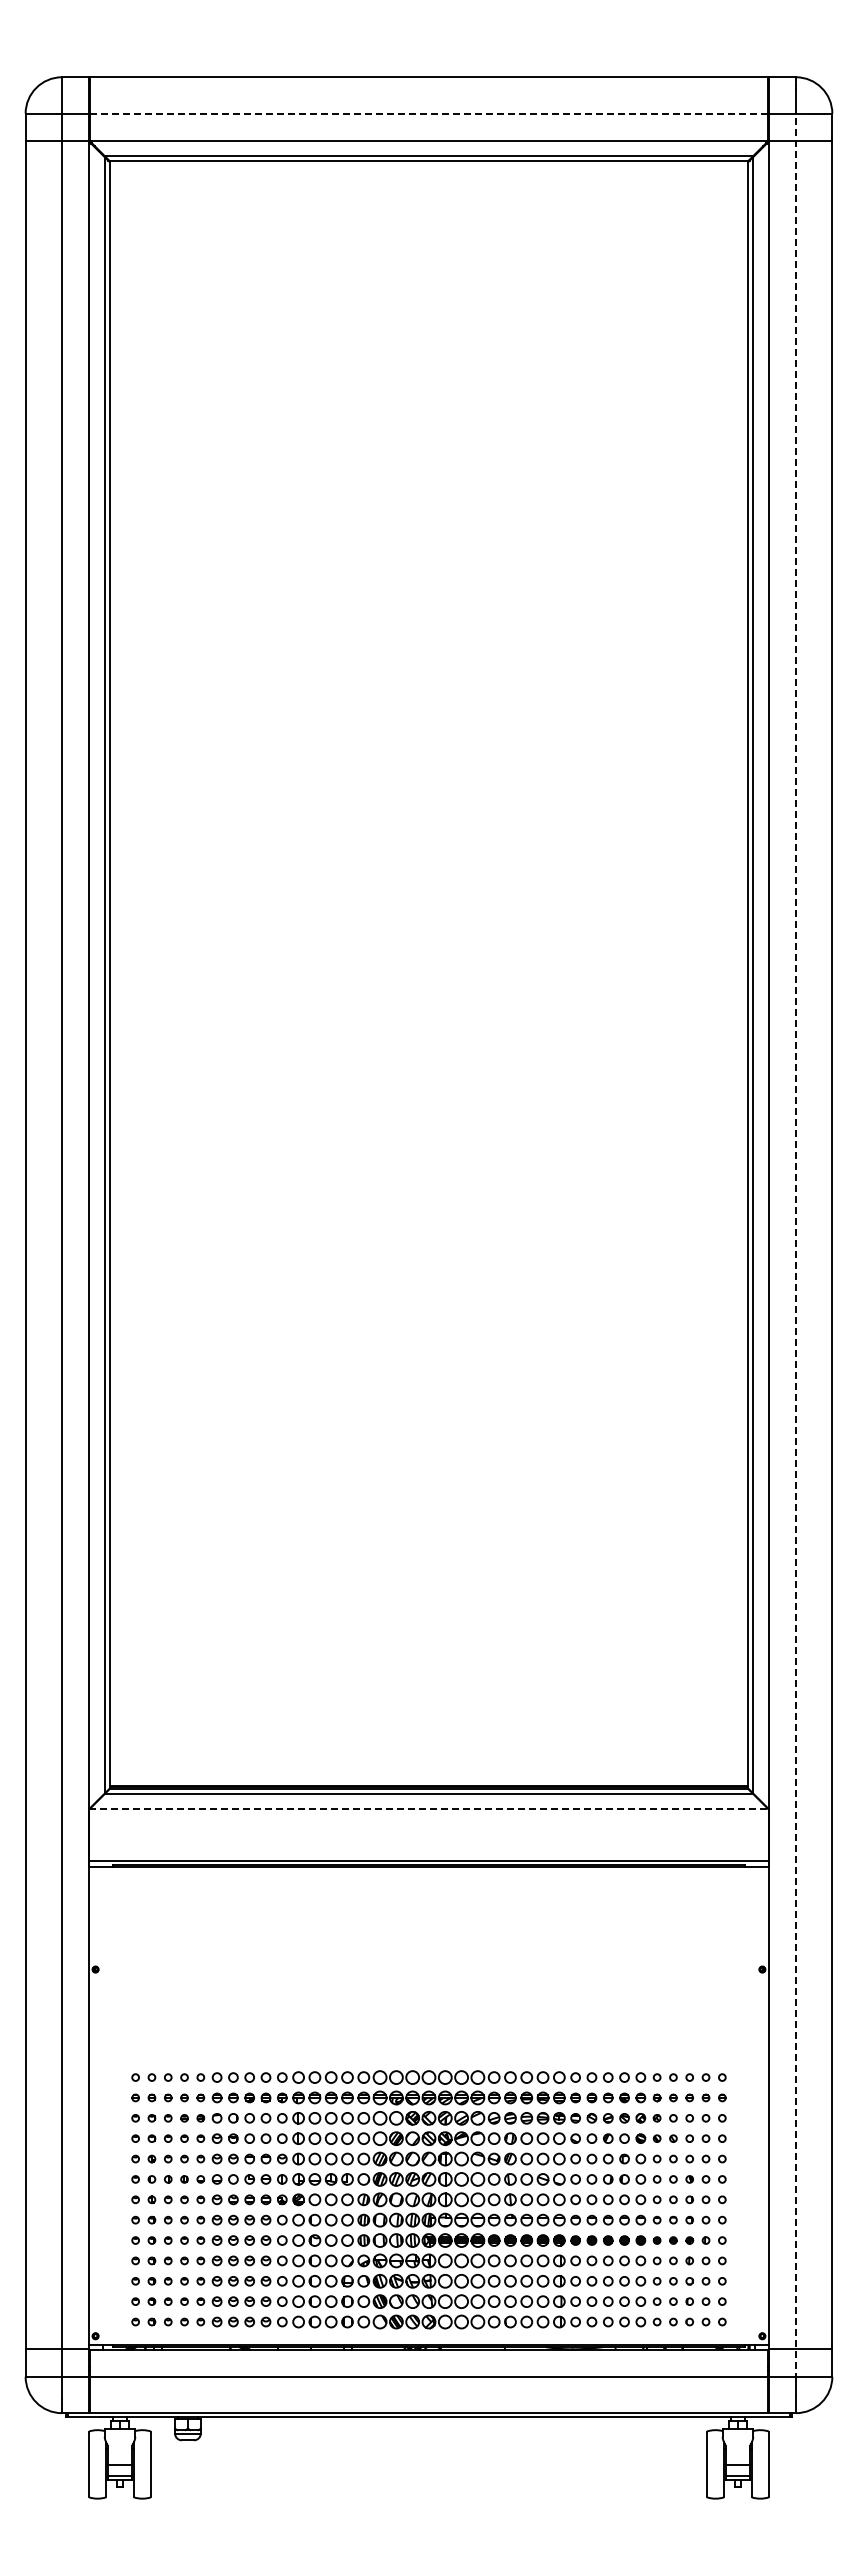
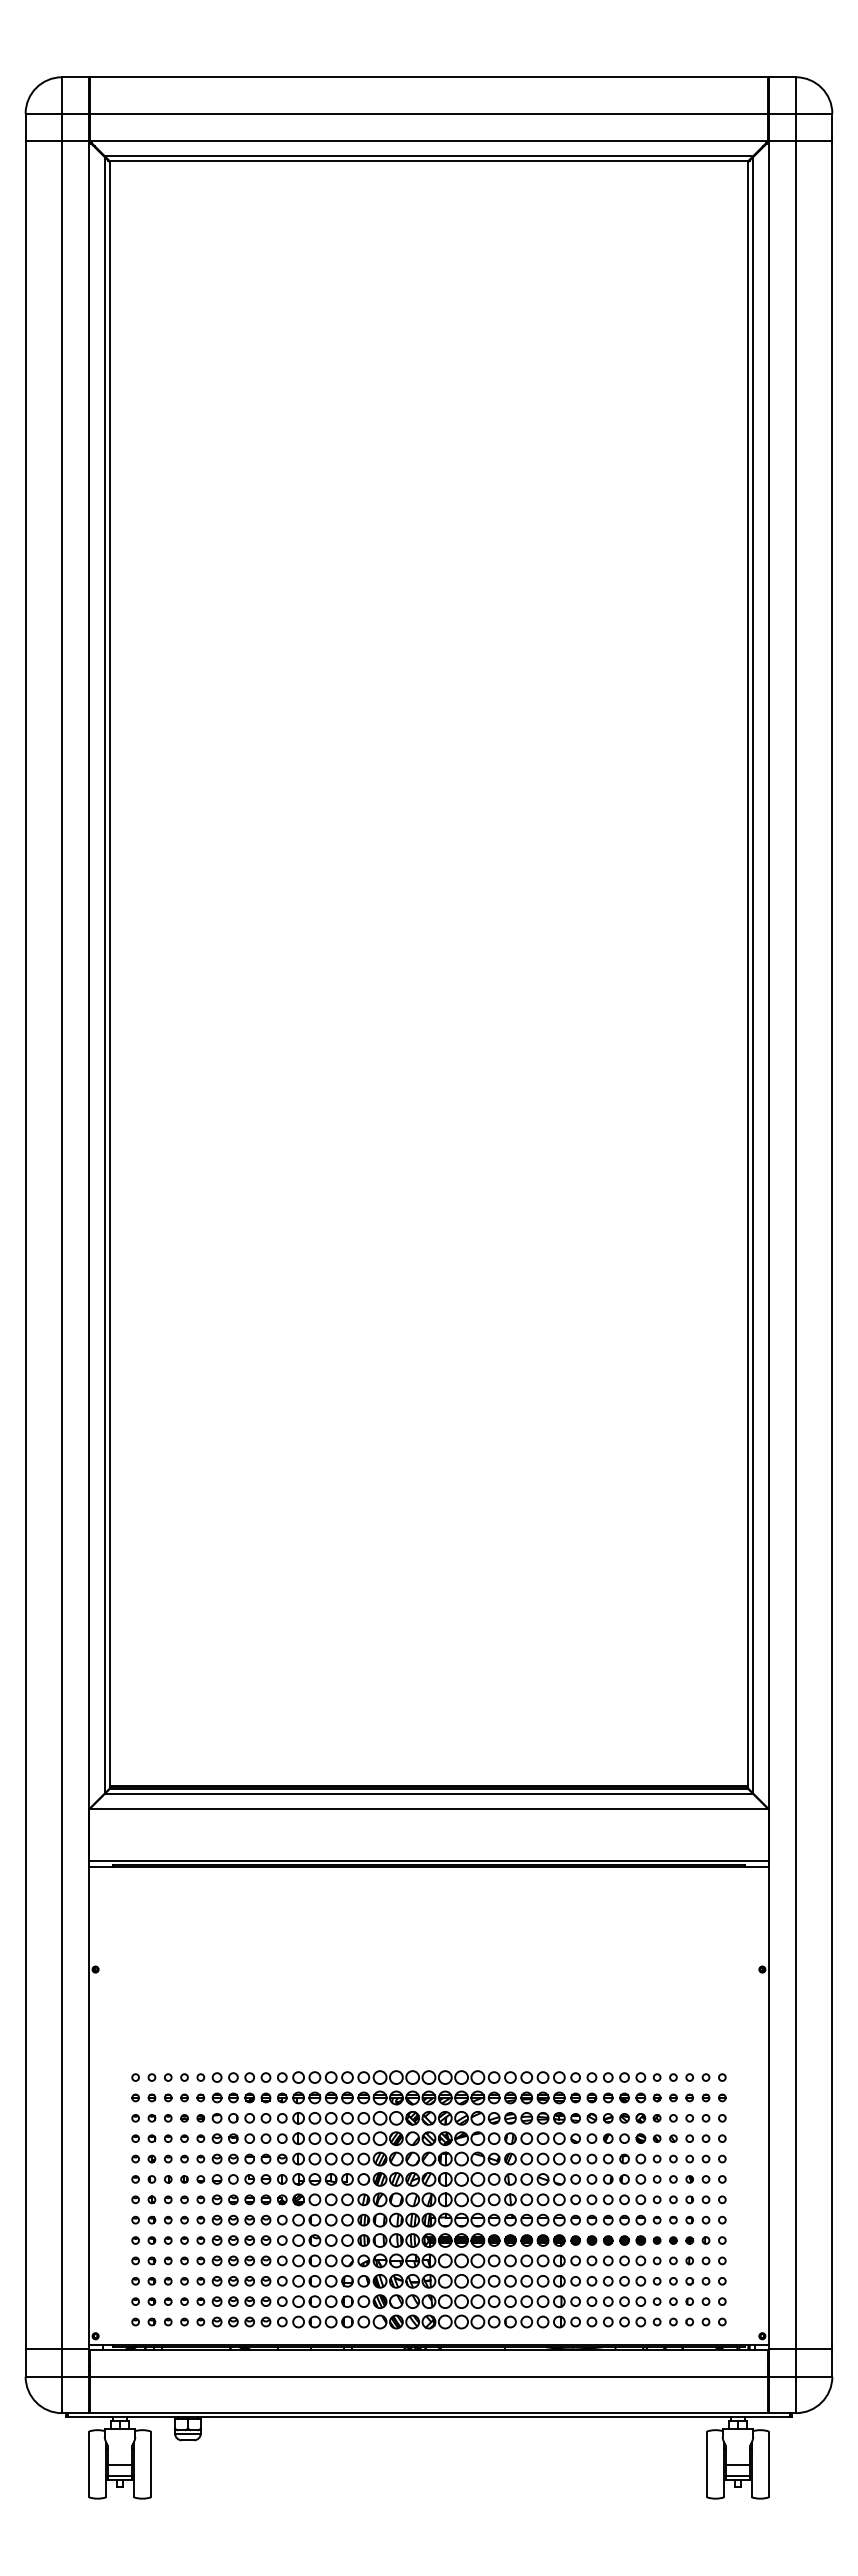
line: dashed -> solid (428, 113)
line: dashed -> solid (795, 1246)
line: dashed -> solid (429, 1809)
